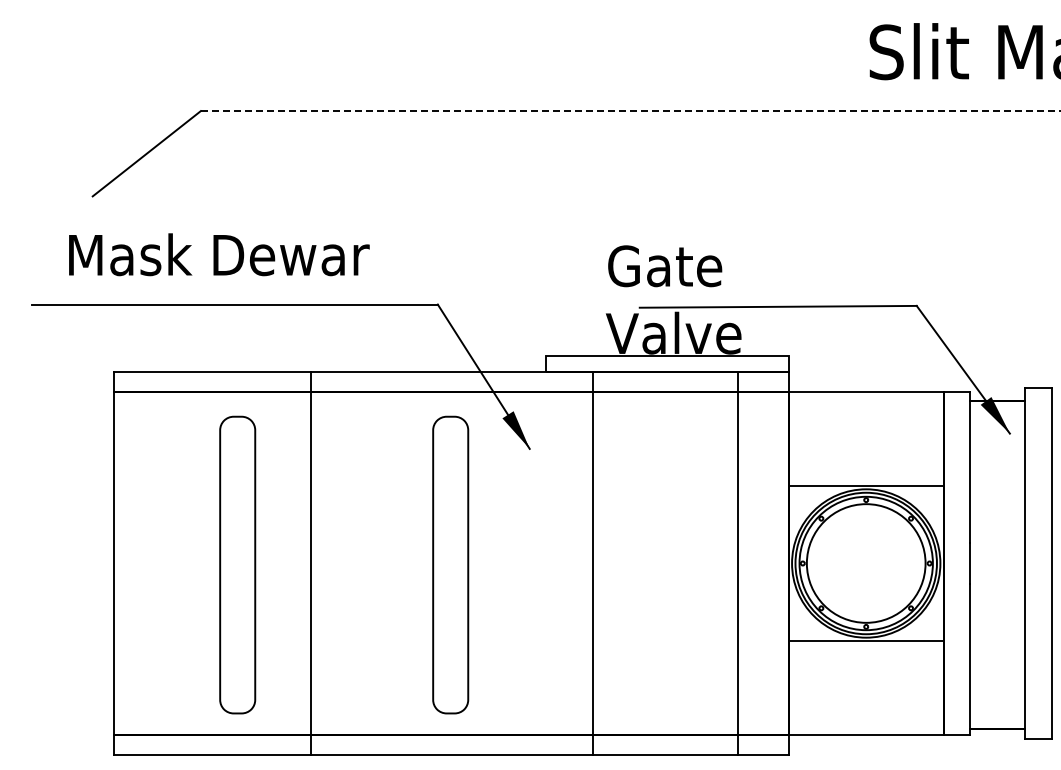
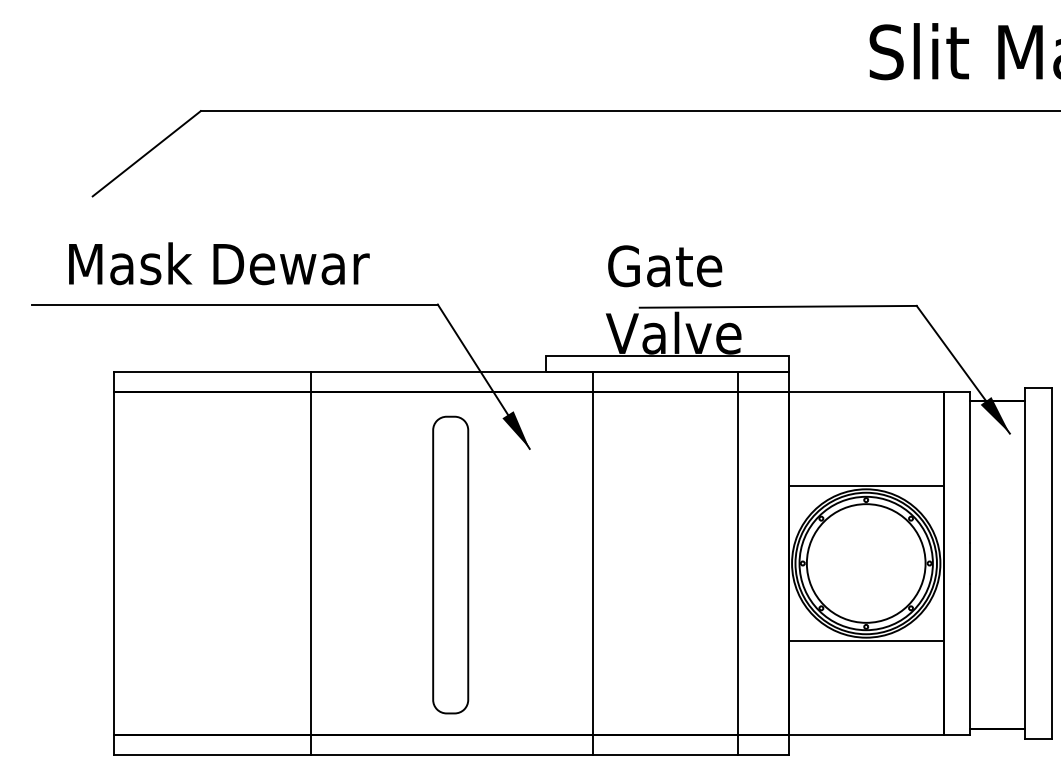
line: dashed -> solid (630, 111)
text position: (219, 254) -> (219, 263) (219, 263)
part: present -> none (237, 564)
